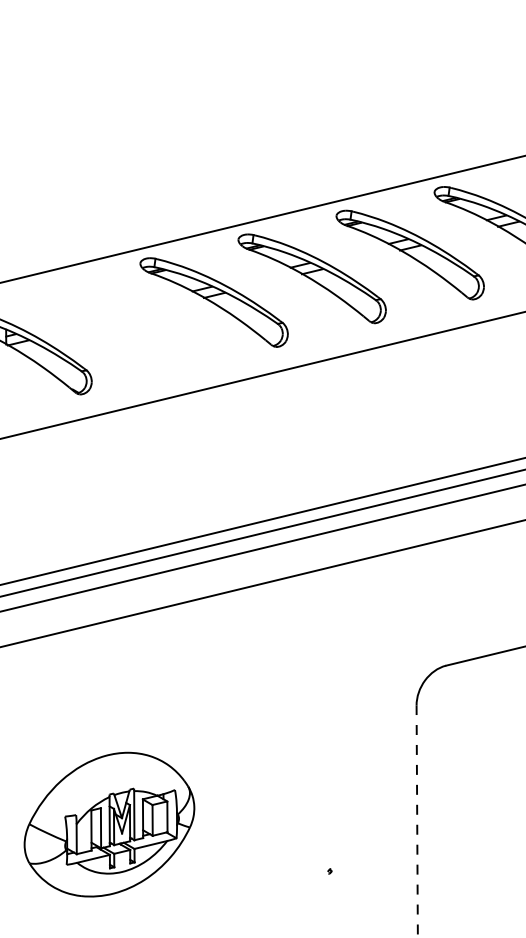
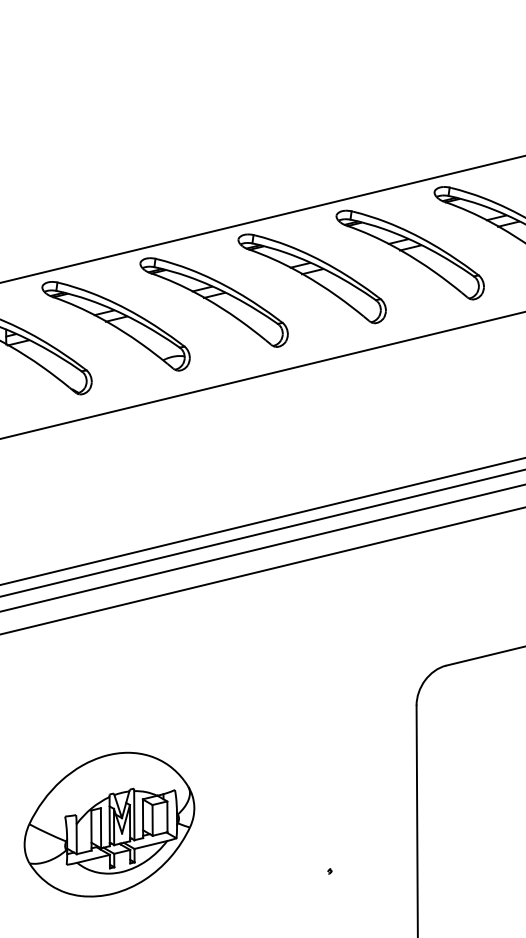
part: none -> present (115, 326)
line position: (262, 583) -> (262, 570) (262, 570)
line: dashed -> solid (417, 821)
